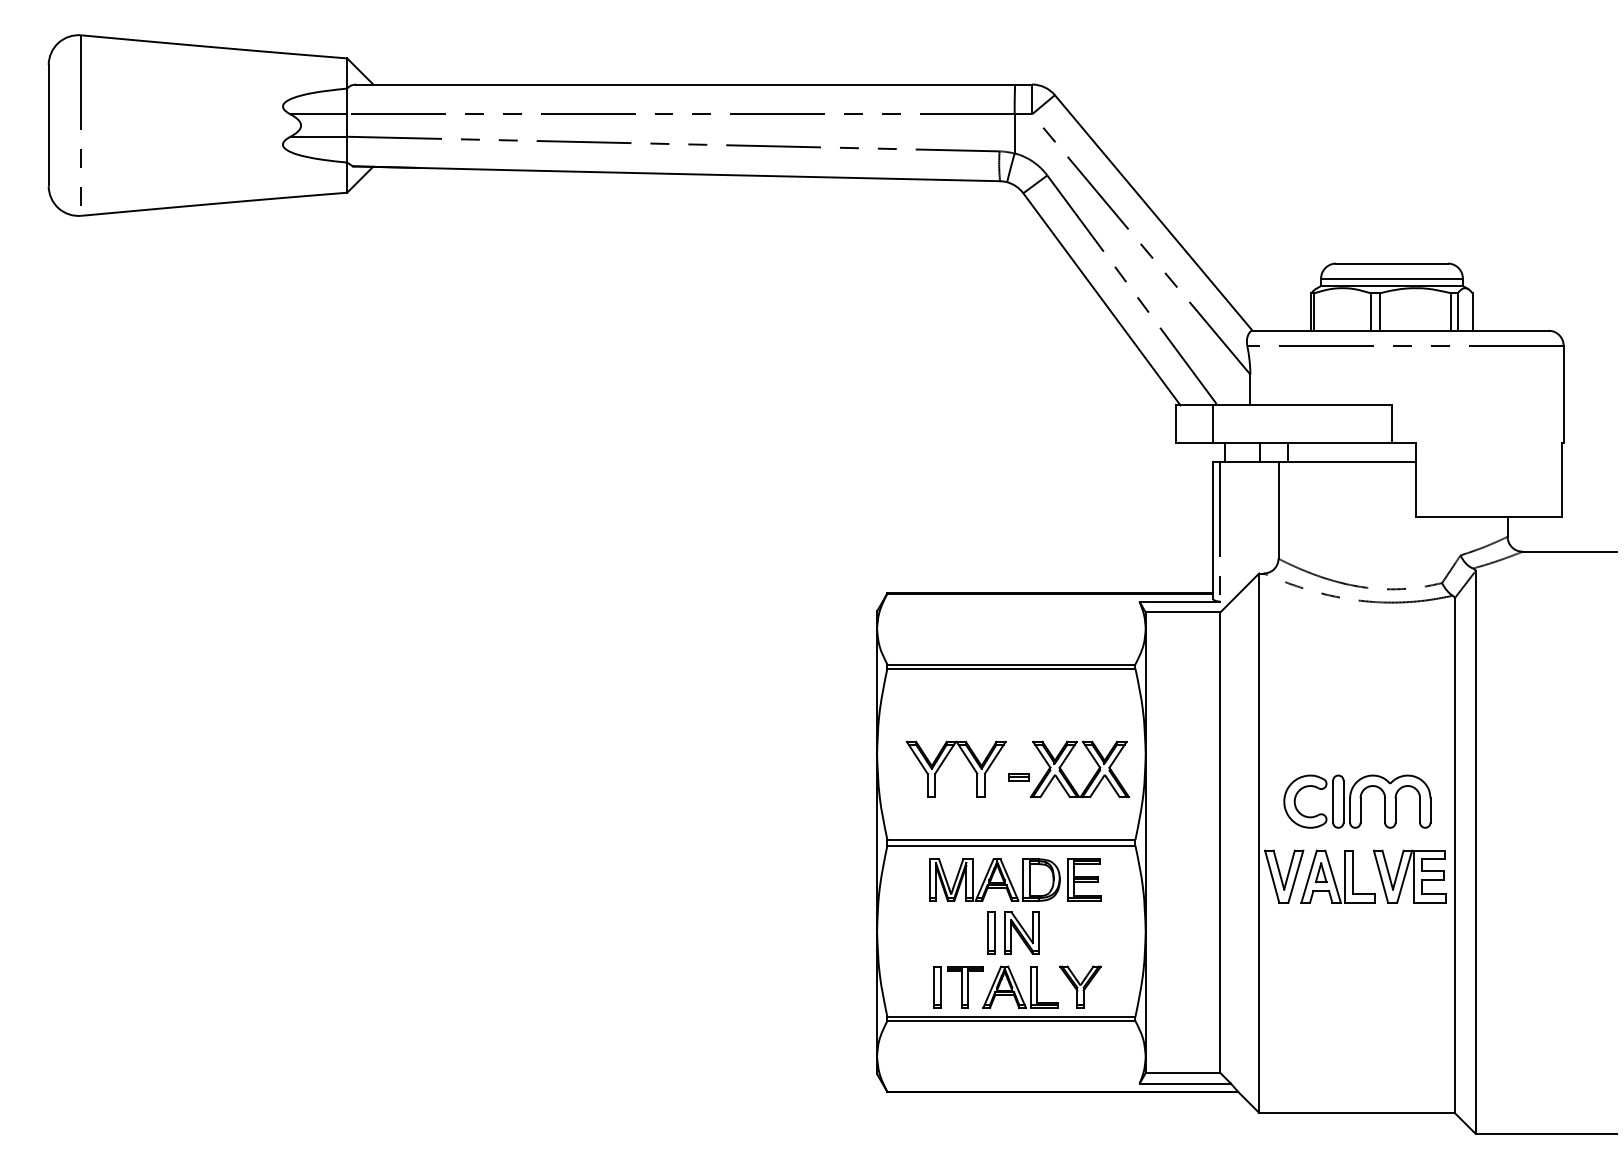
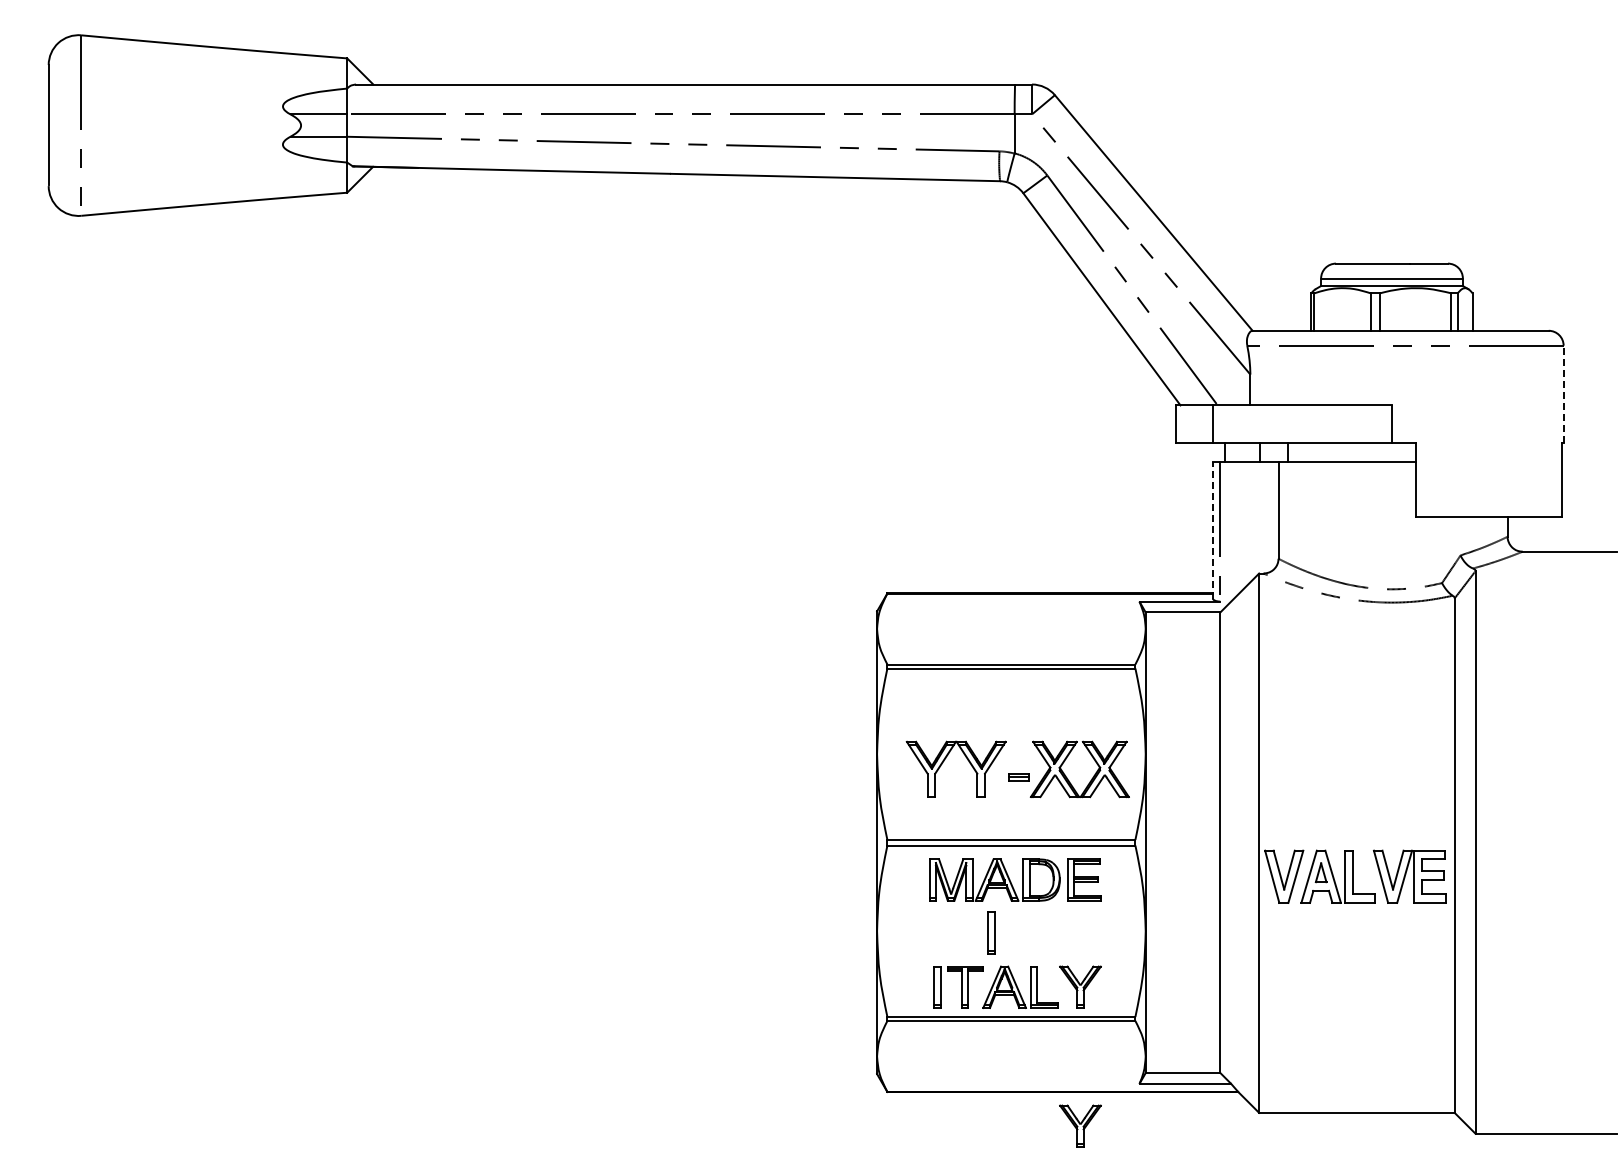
line: solid -> dashed (1563, 394)
line: solid -> dashed (1212, 529)
part: present -> none (1357, 801)
part: present -> none (1021, 932)
part: none -> present (1080, 1125)
